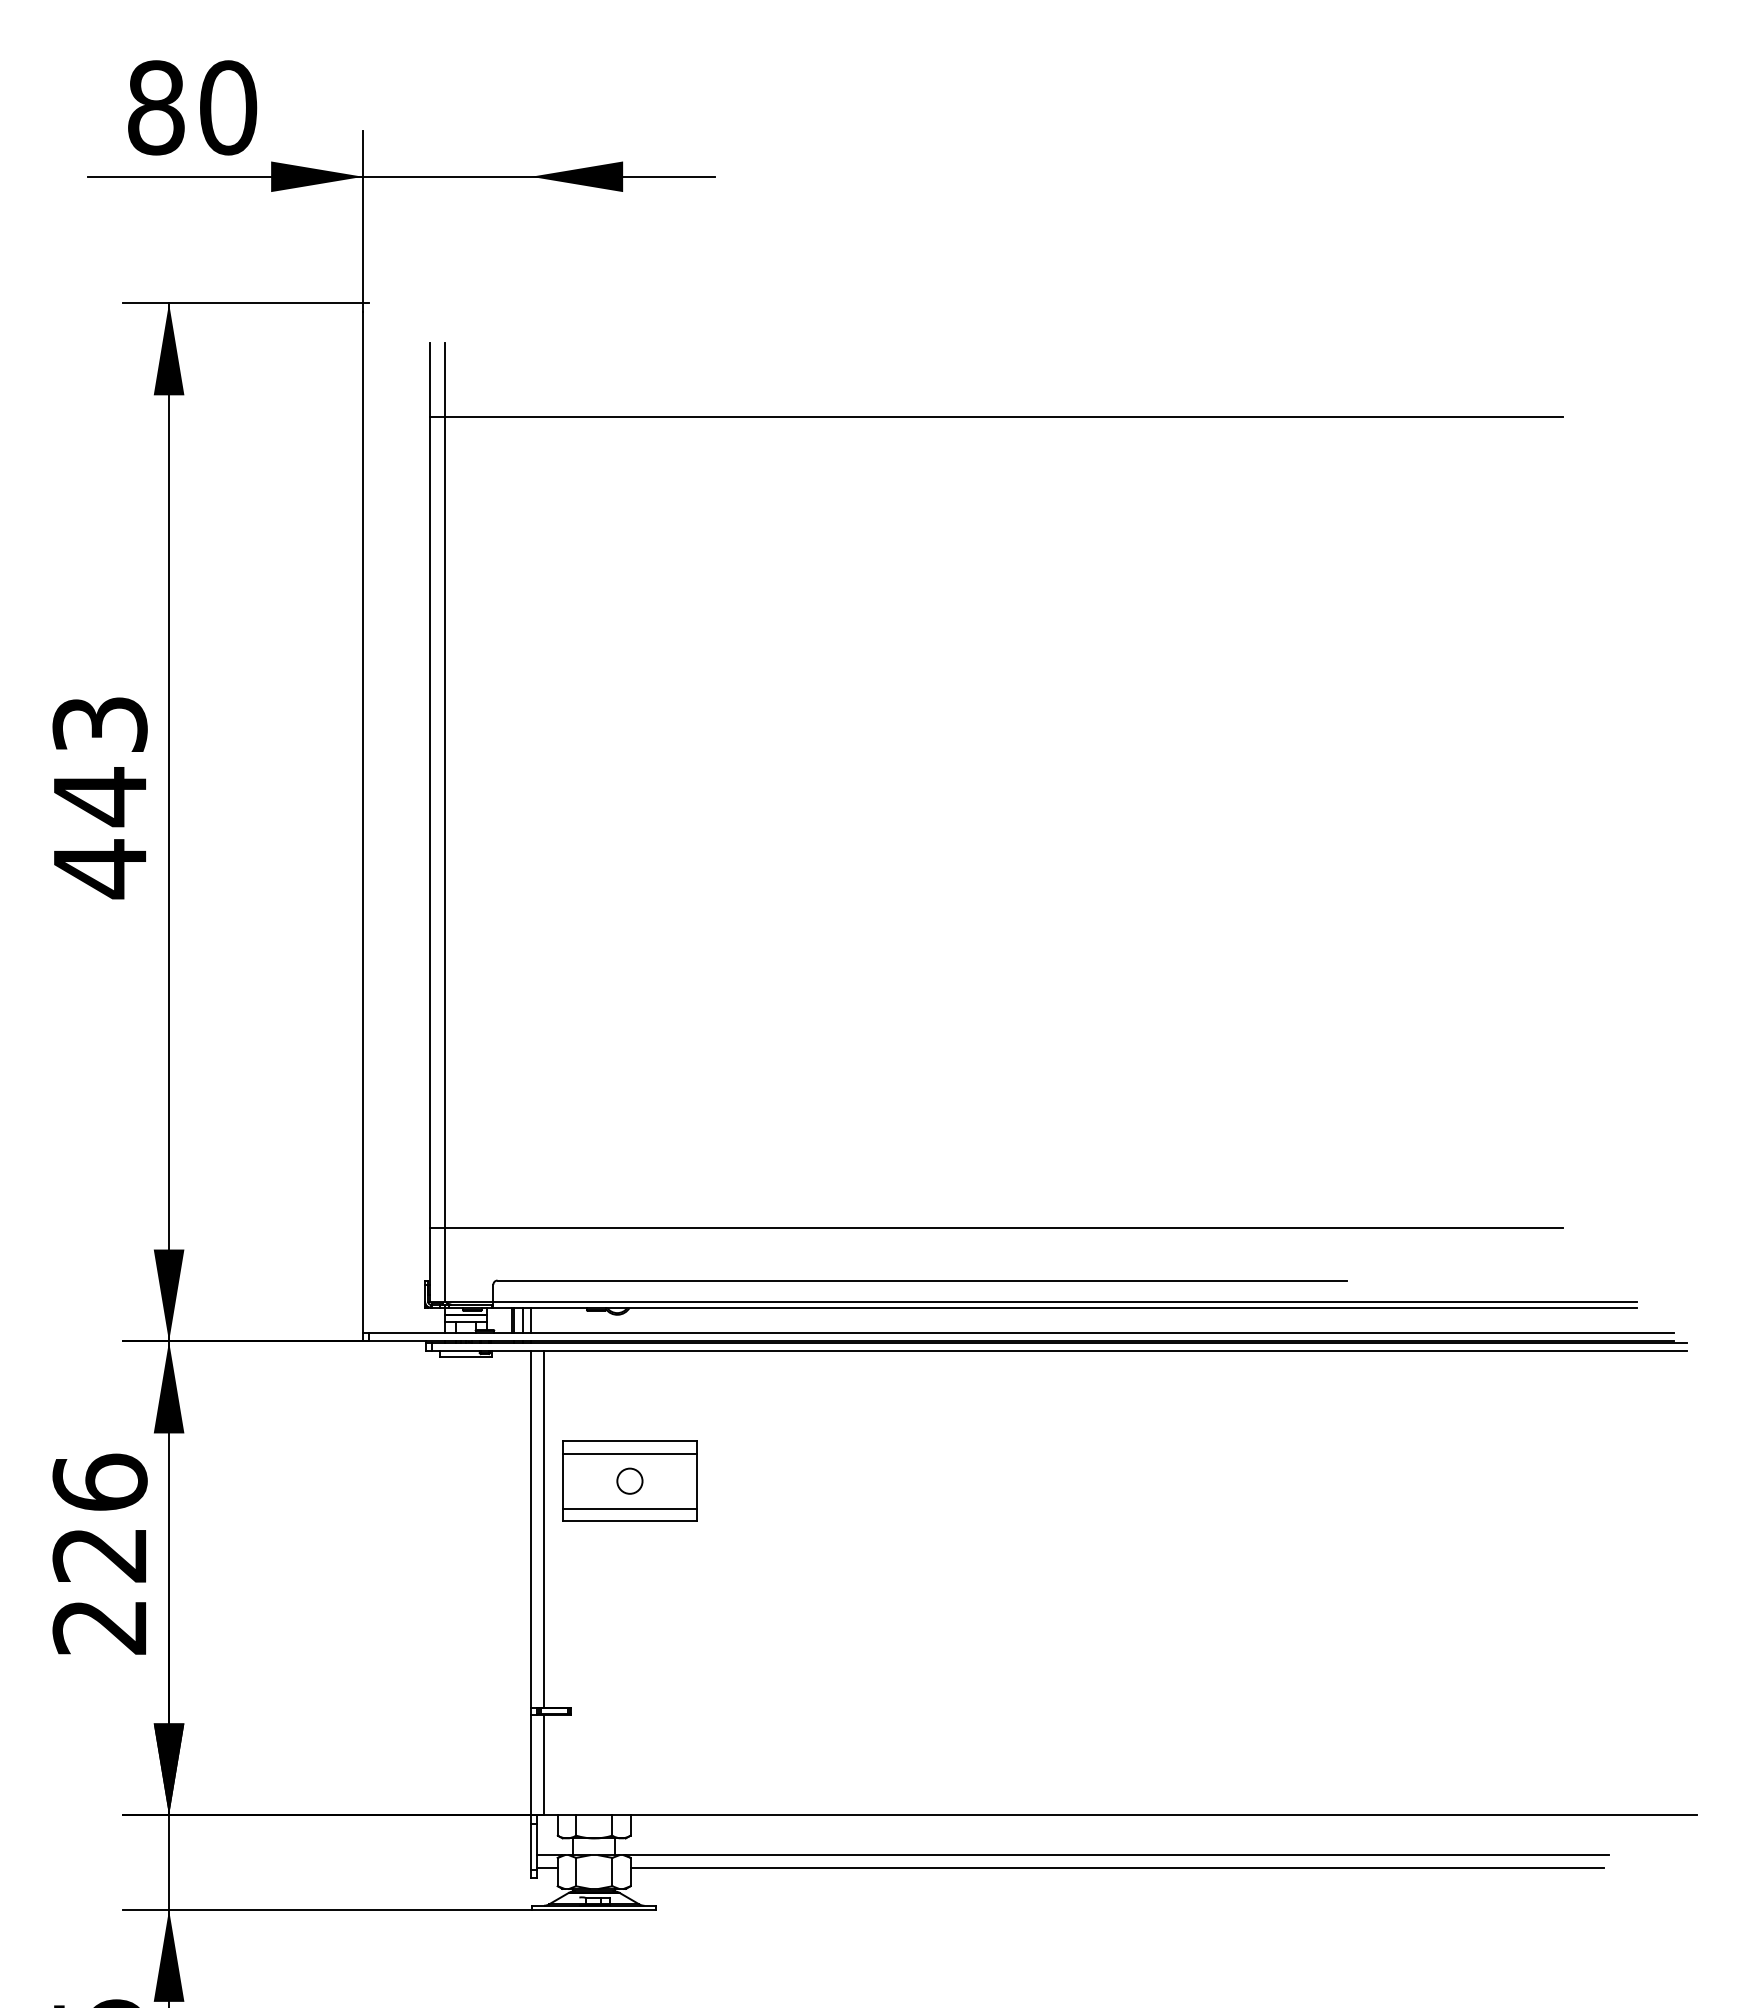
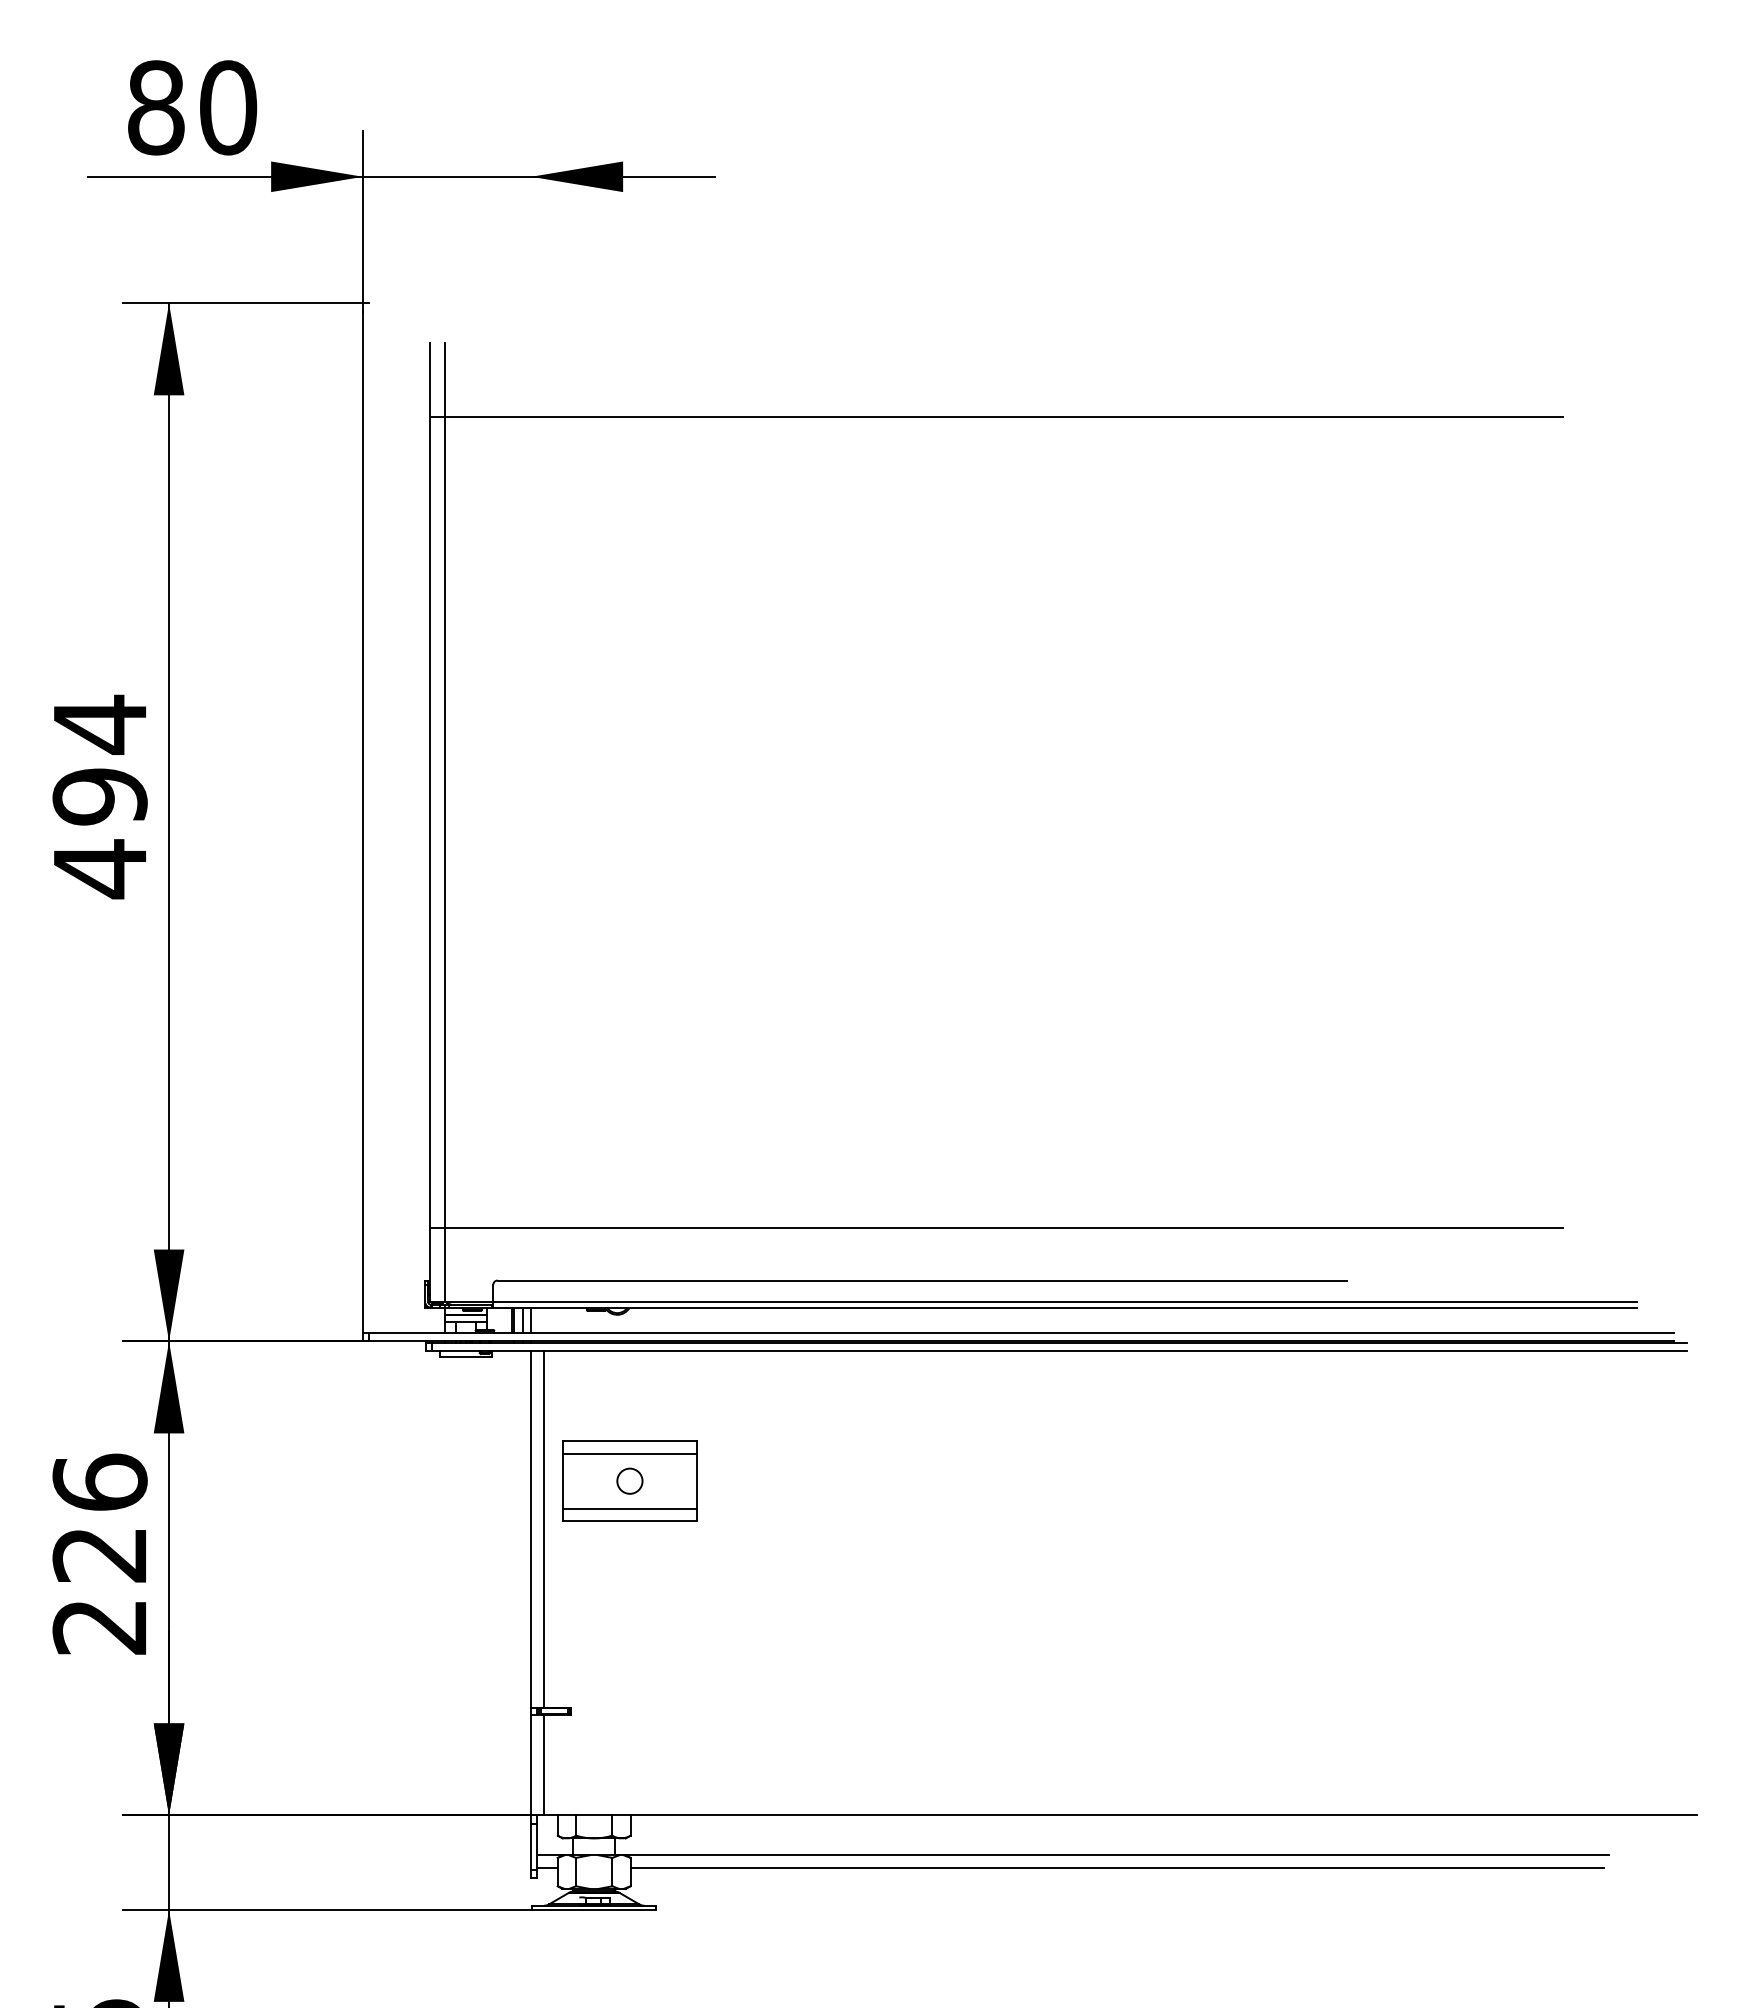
text: 443 -> 494 (99, 760)
